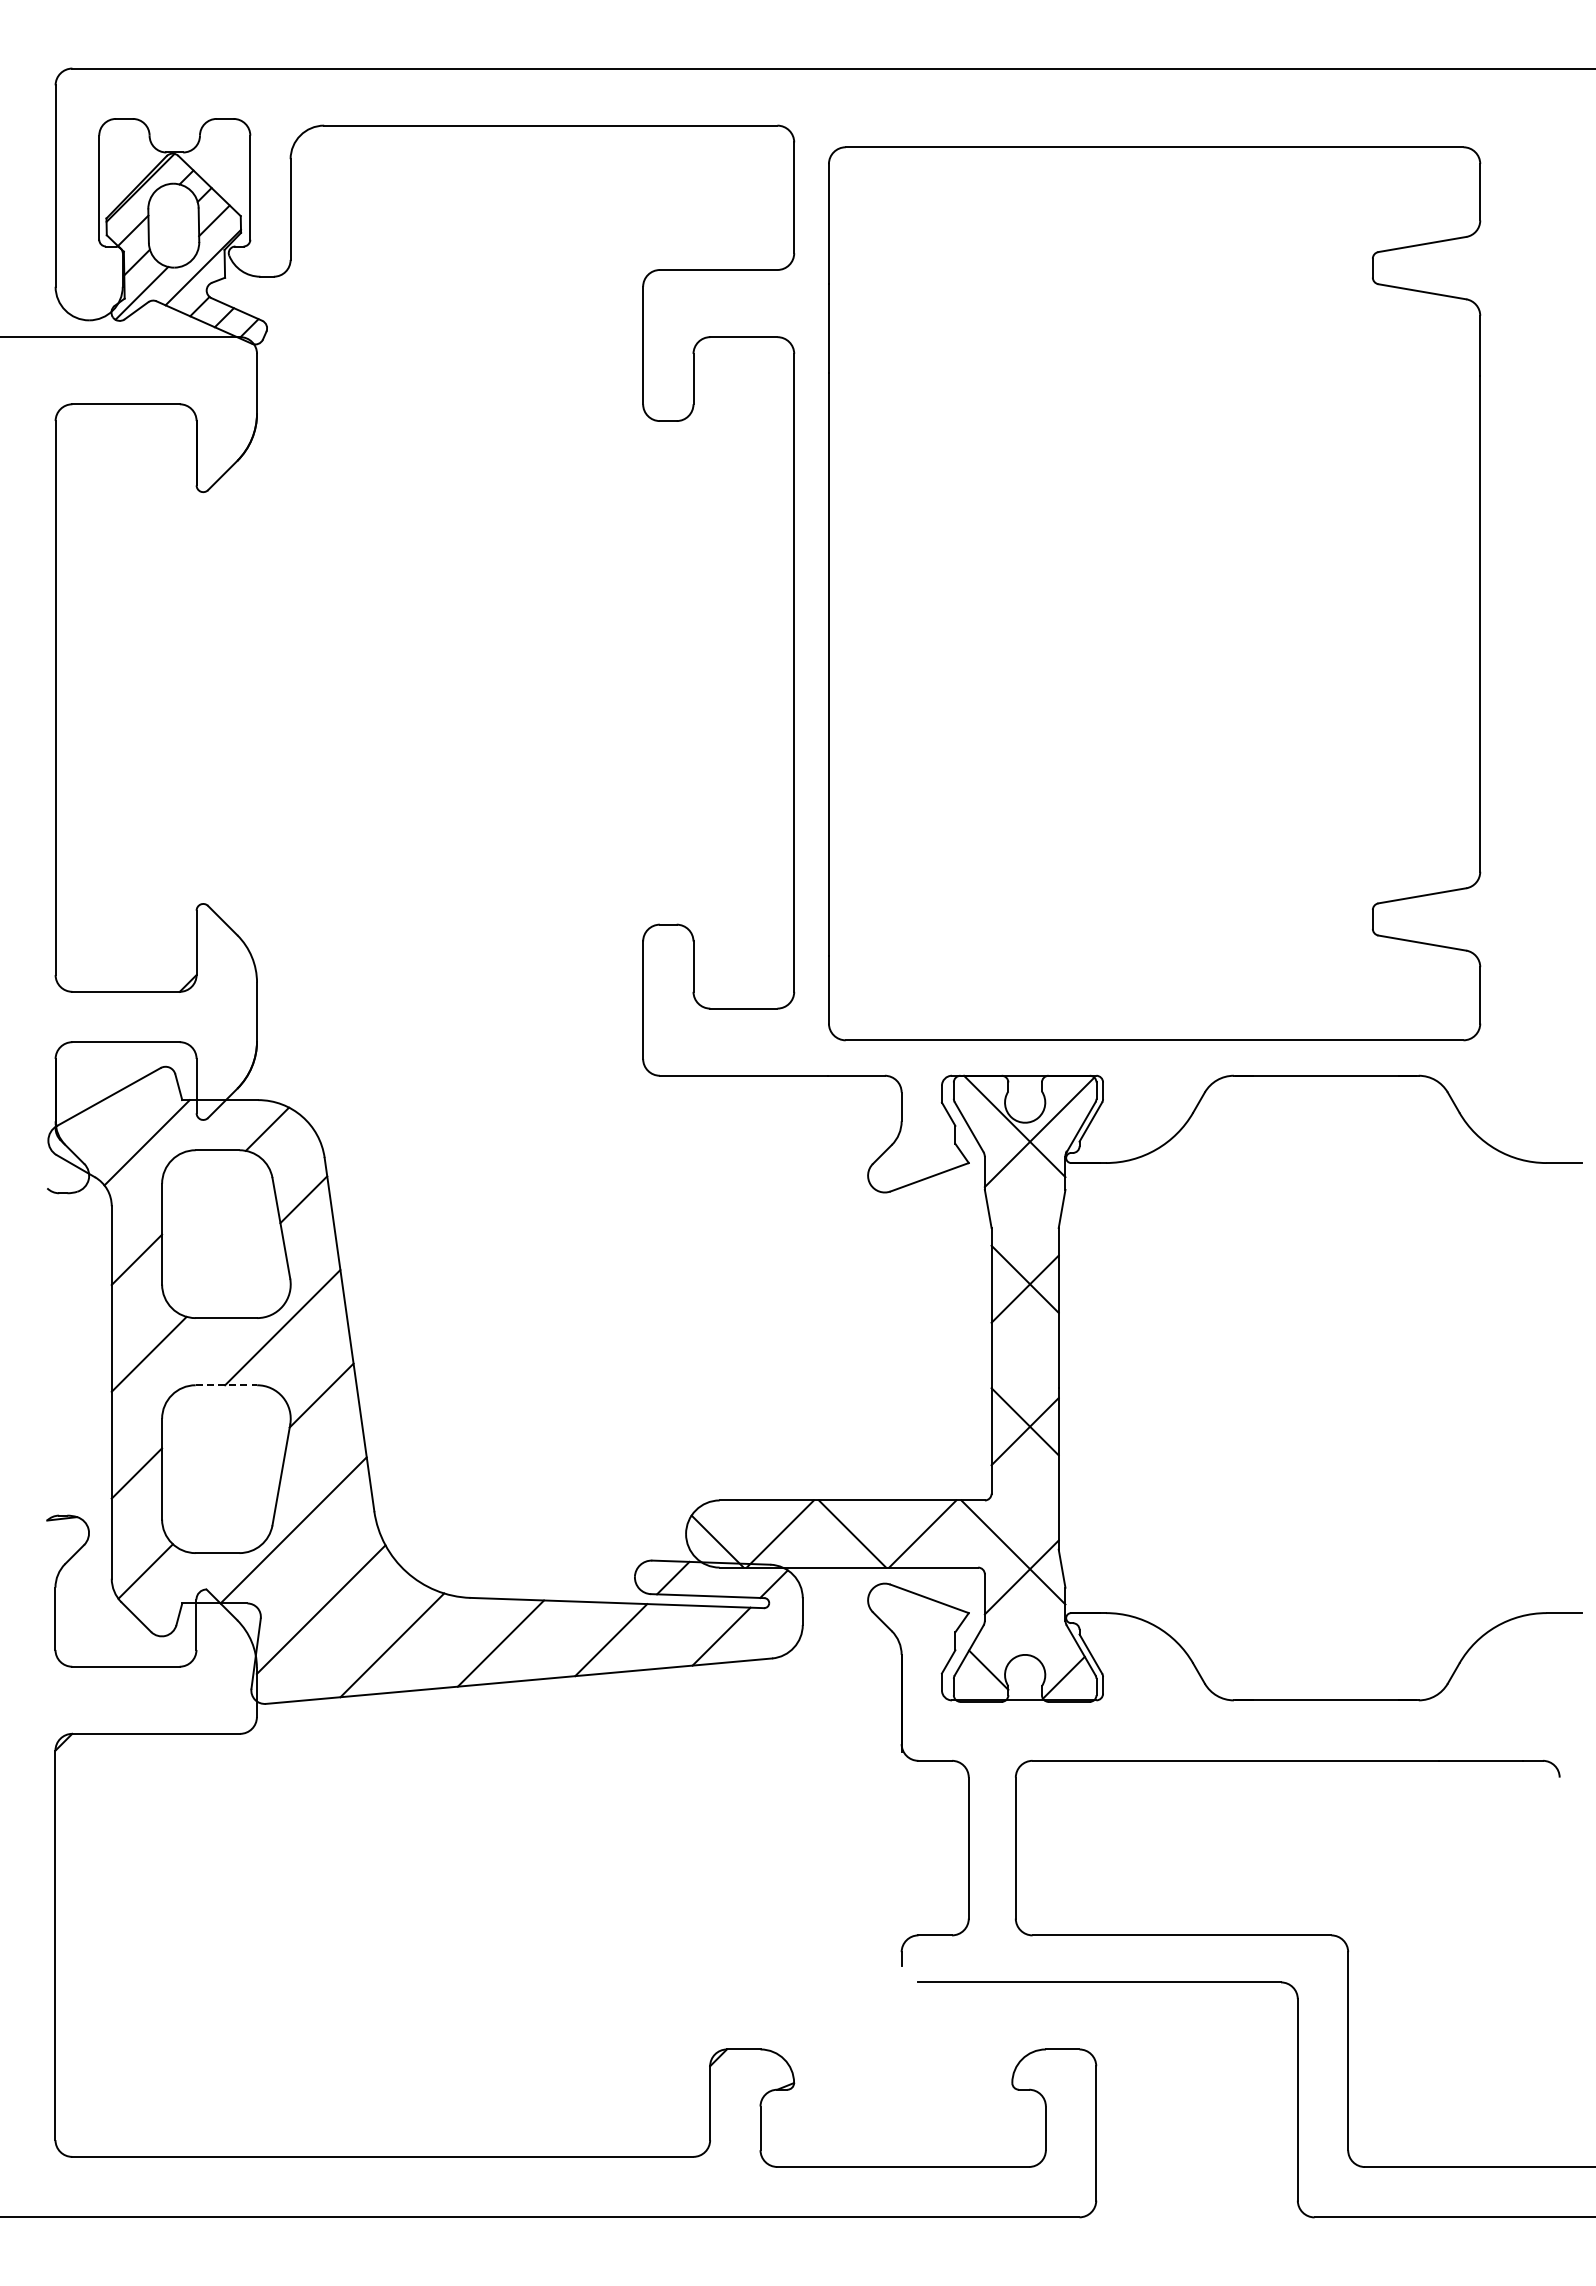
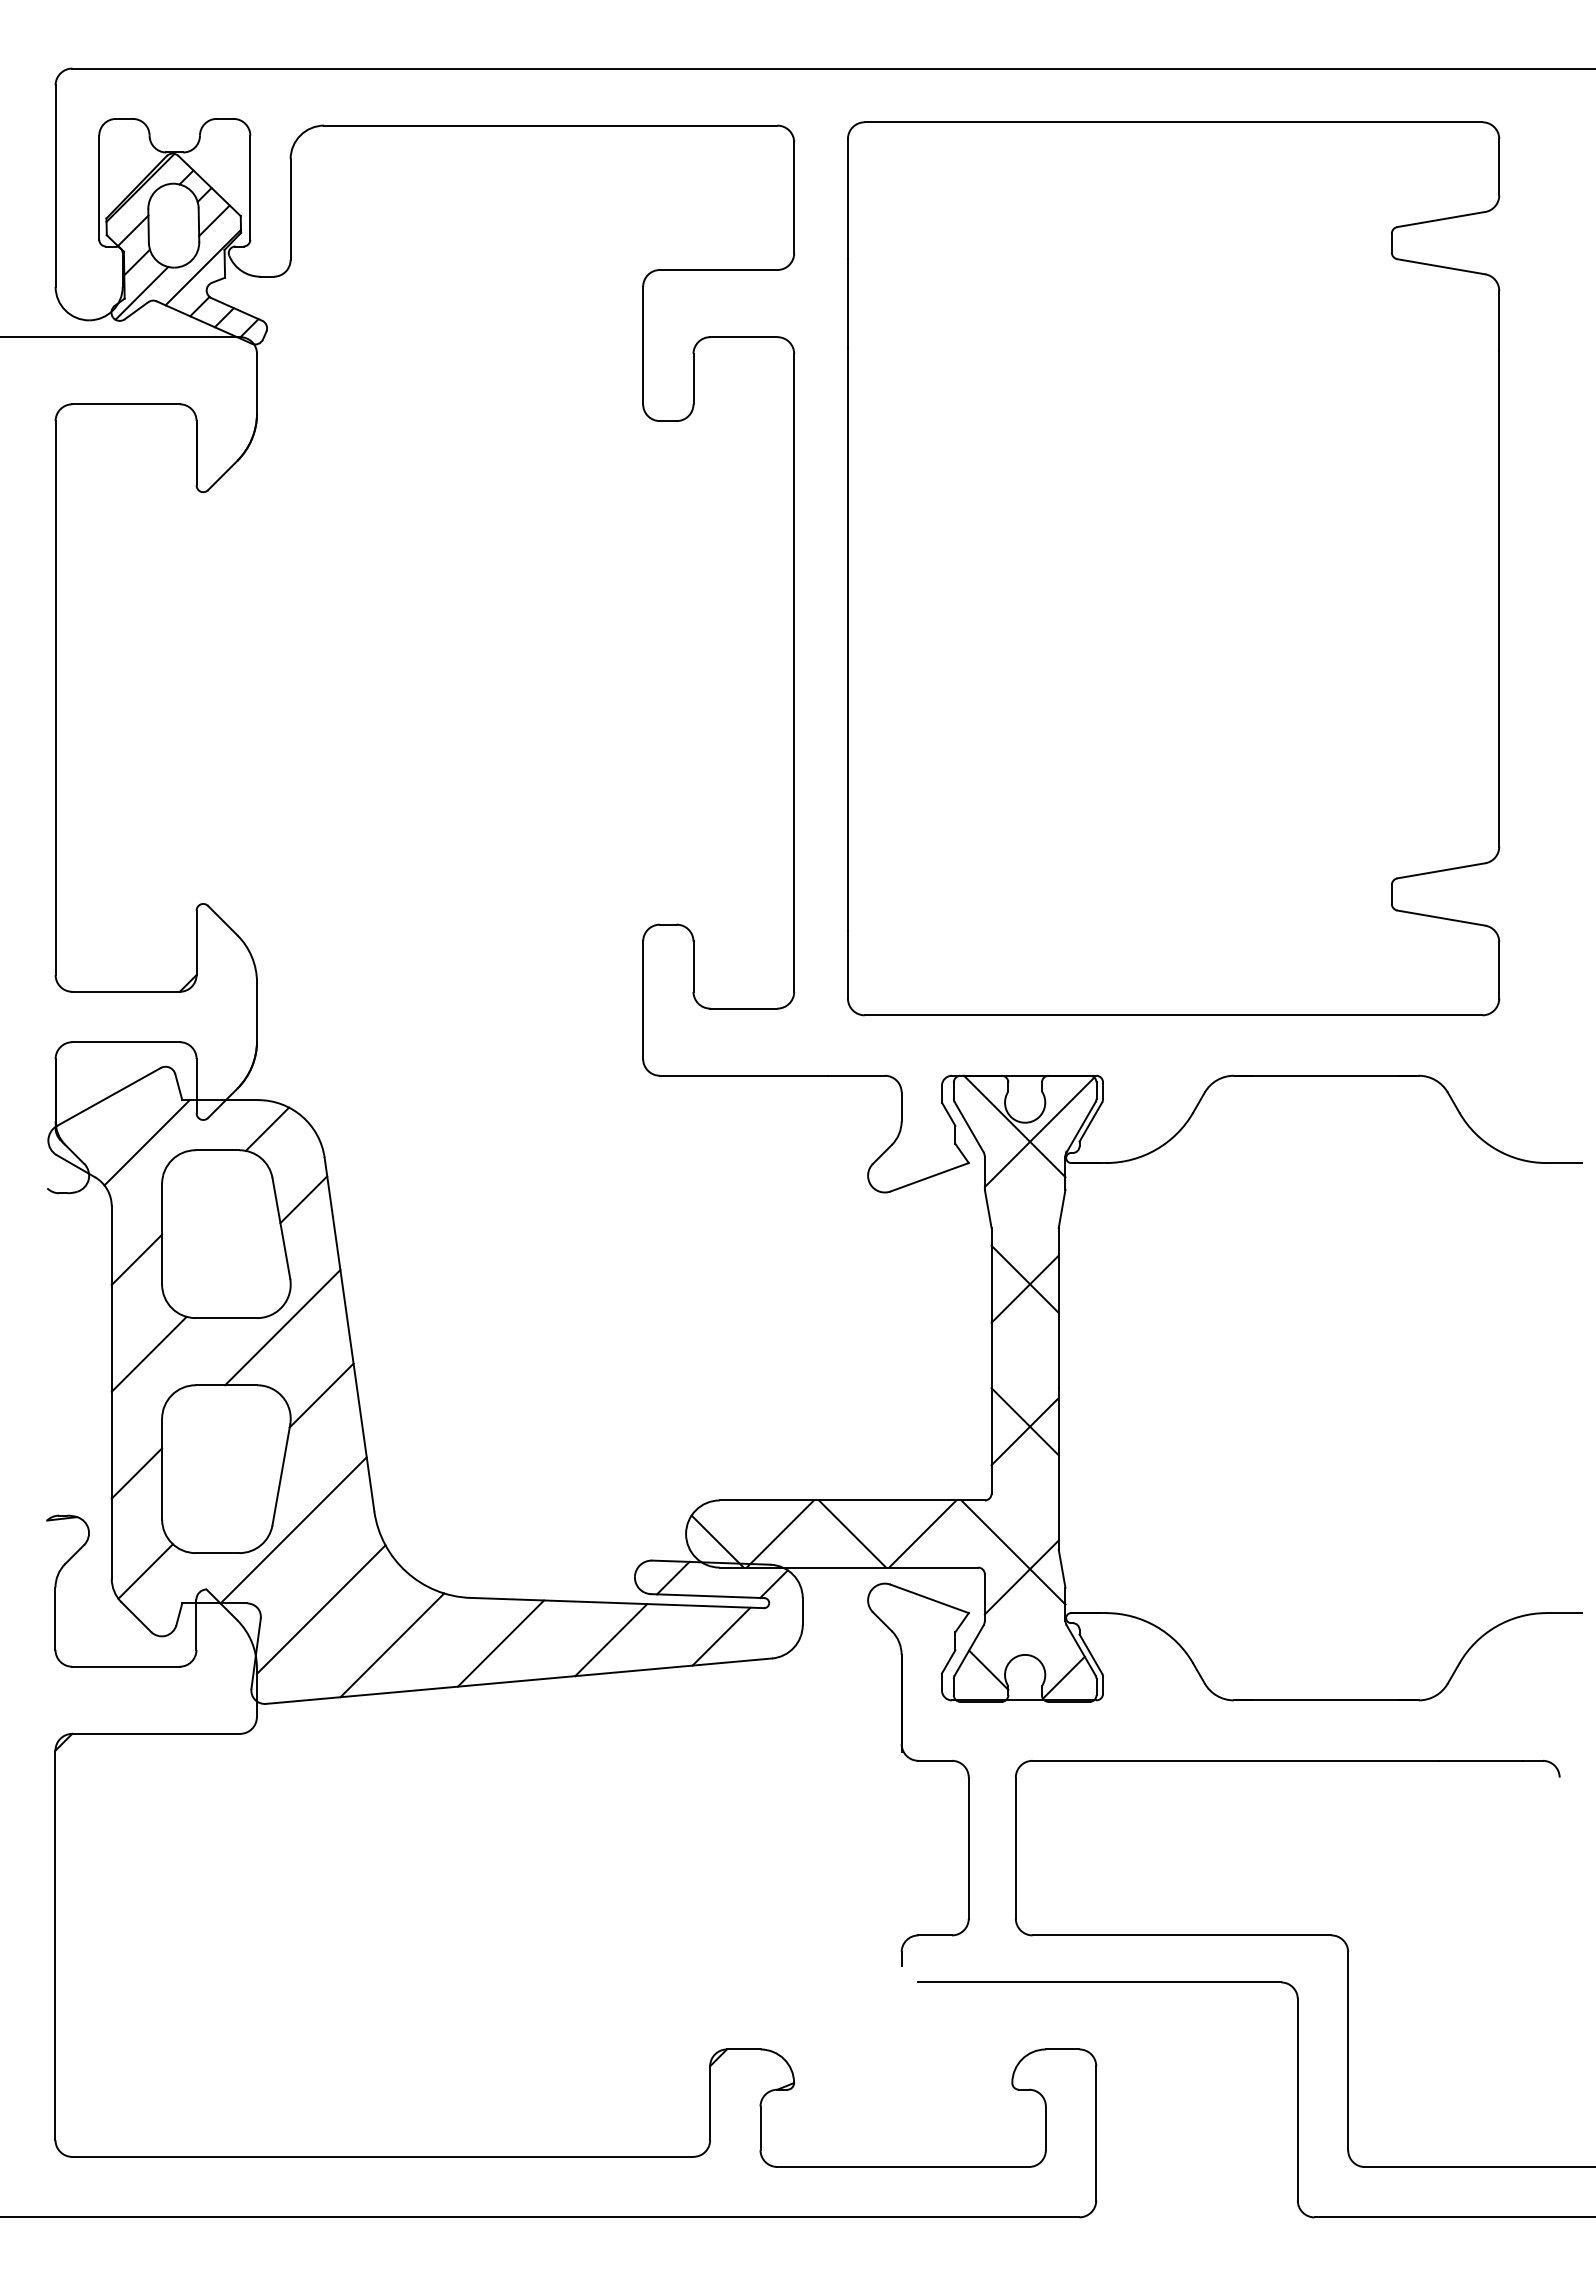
part position: (1154, 593) -> (1173, 568) (1173, 568)
line: dashed -> solid (226, 1385)
